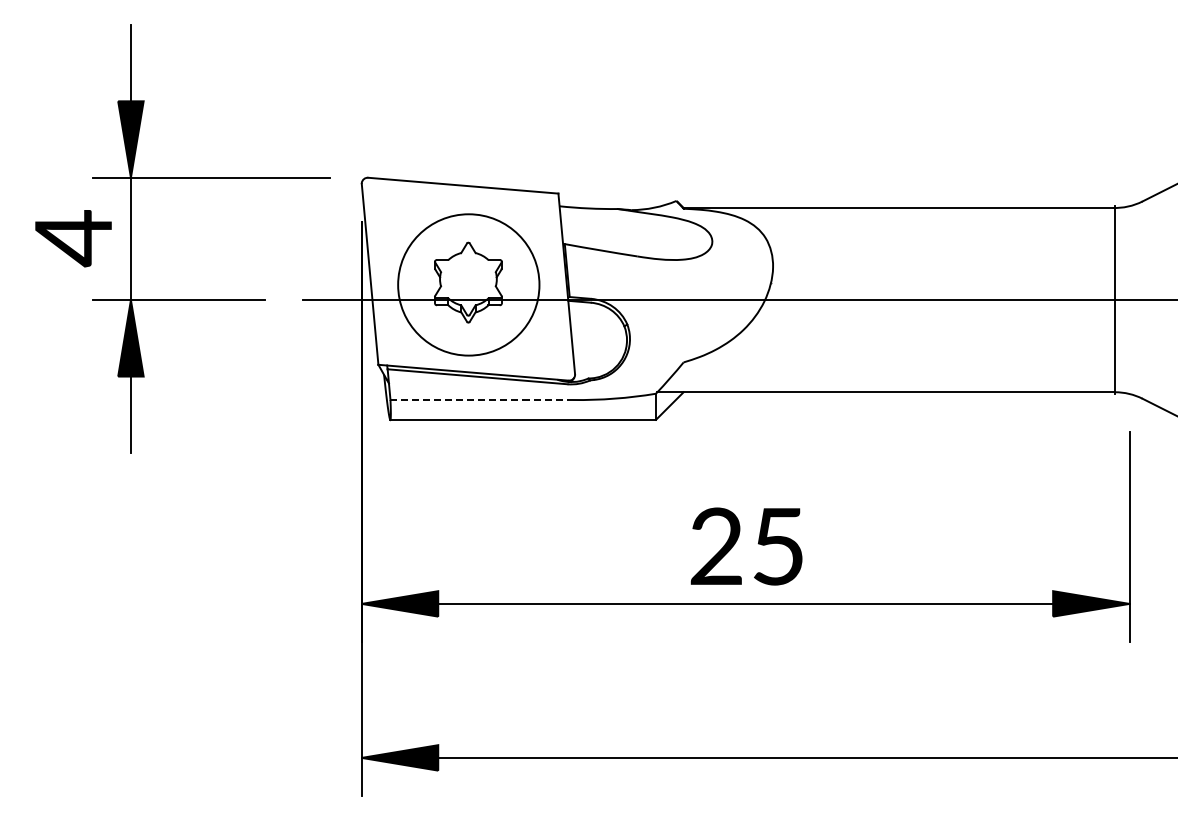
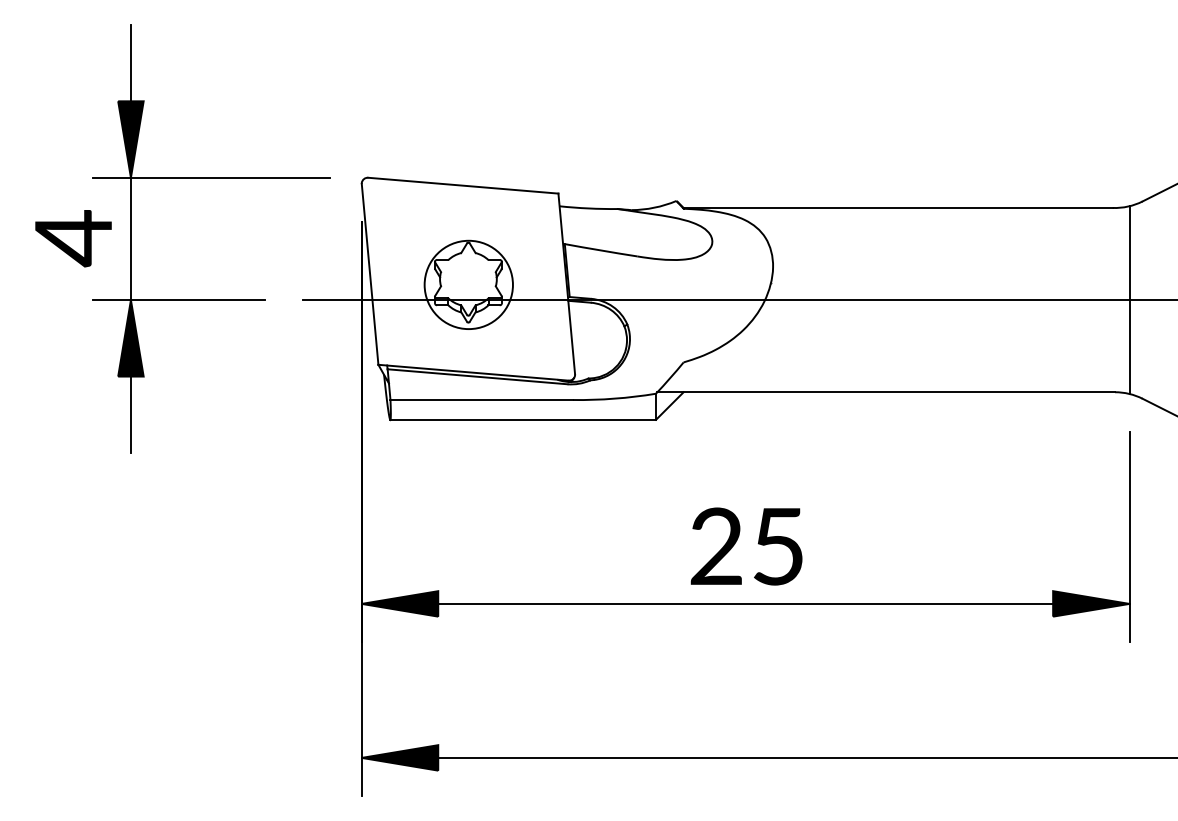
circle diameter: 141 px -> 88 px (468, 284)
line position: (1114, 299) -> (1129, 299) (1129, 299)
line: dashed -> solid (482, 400)
